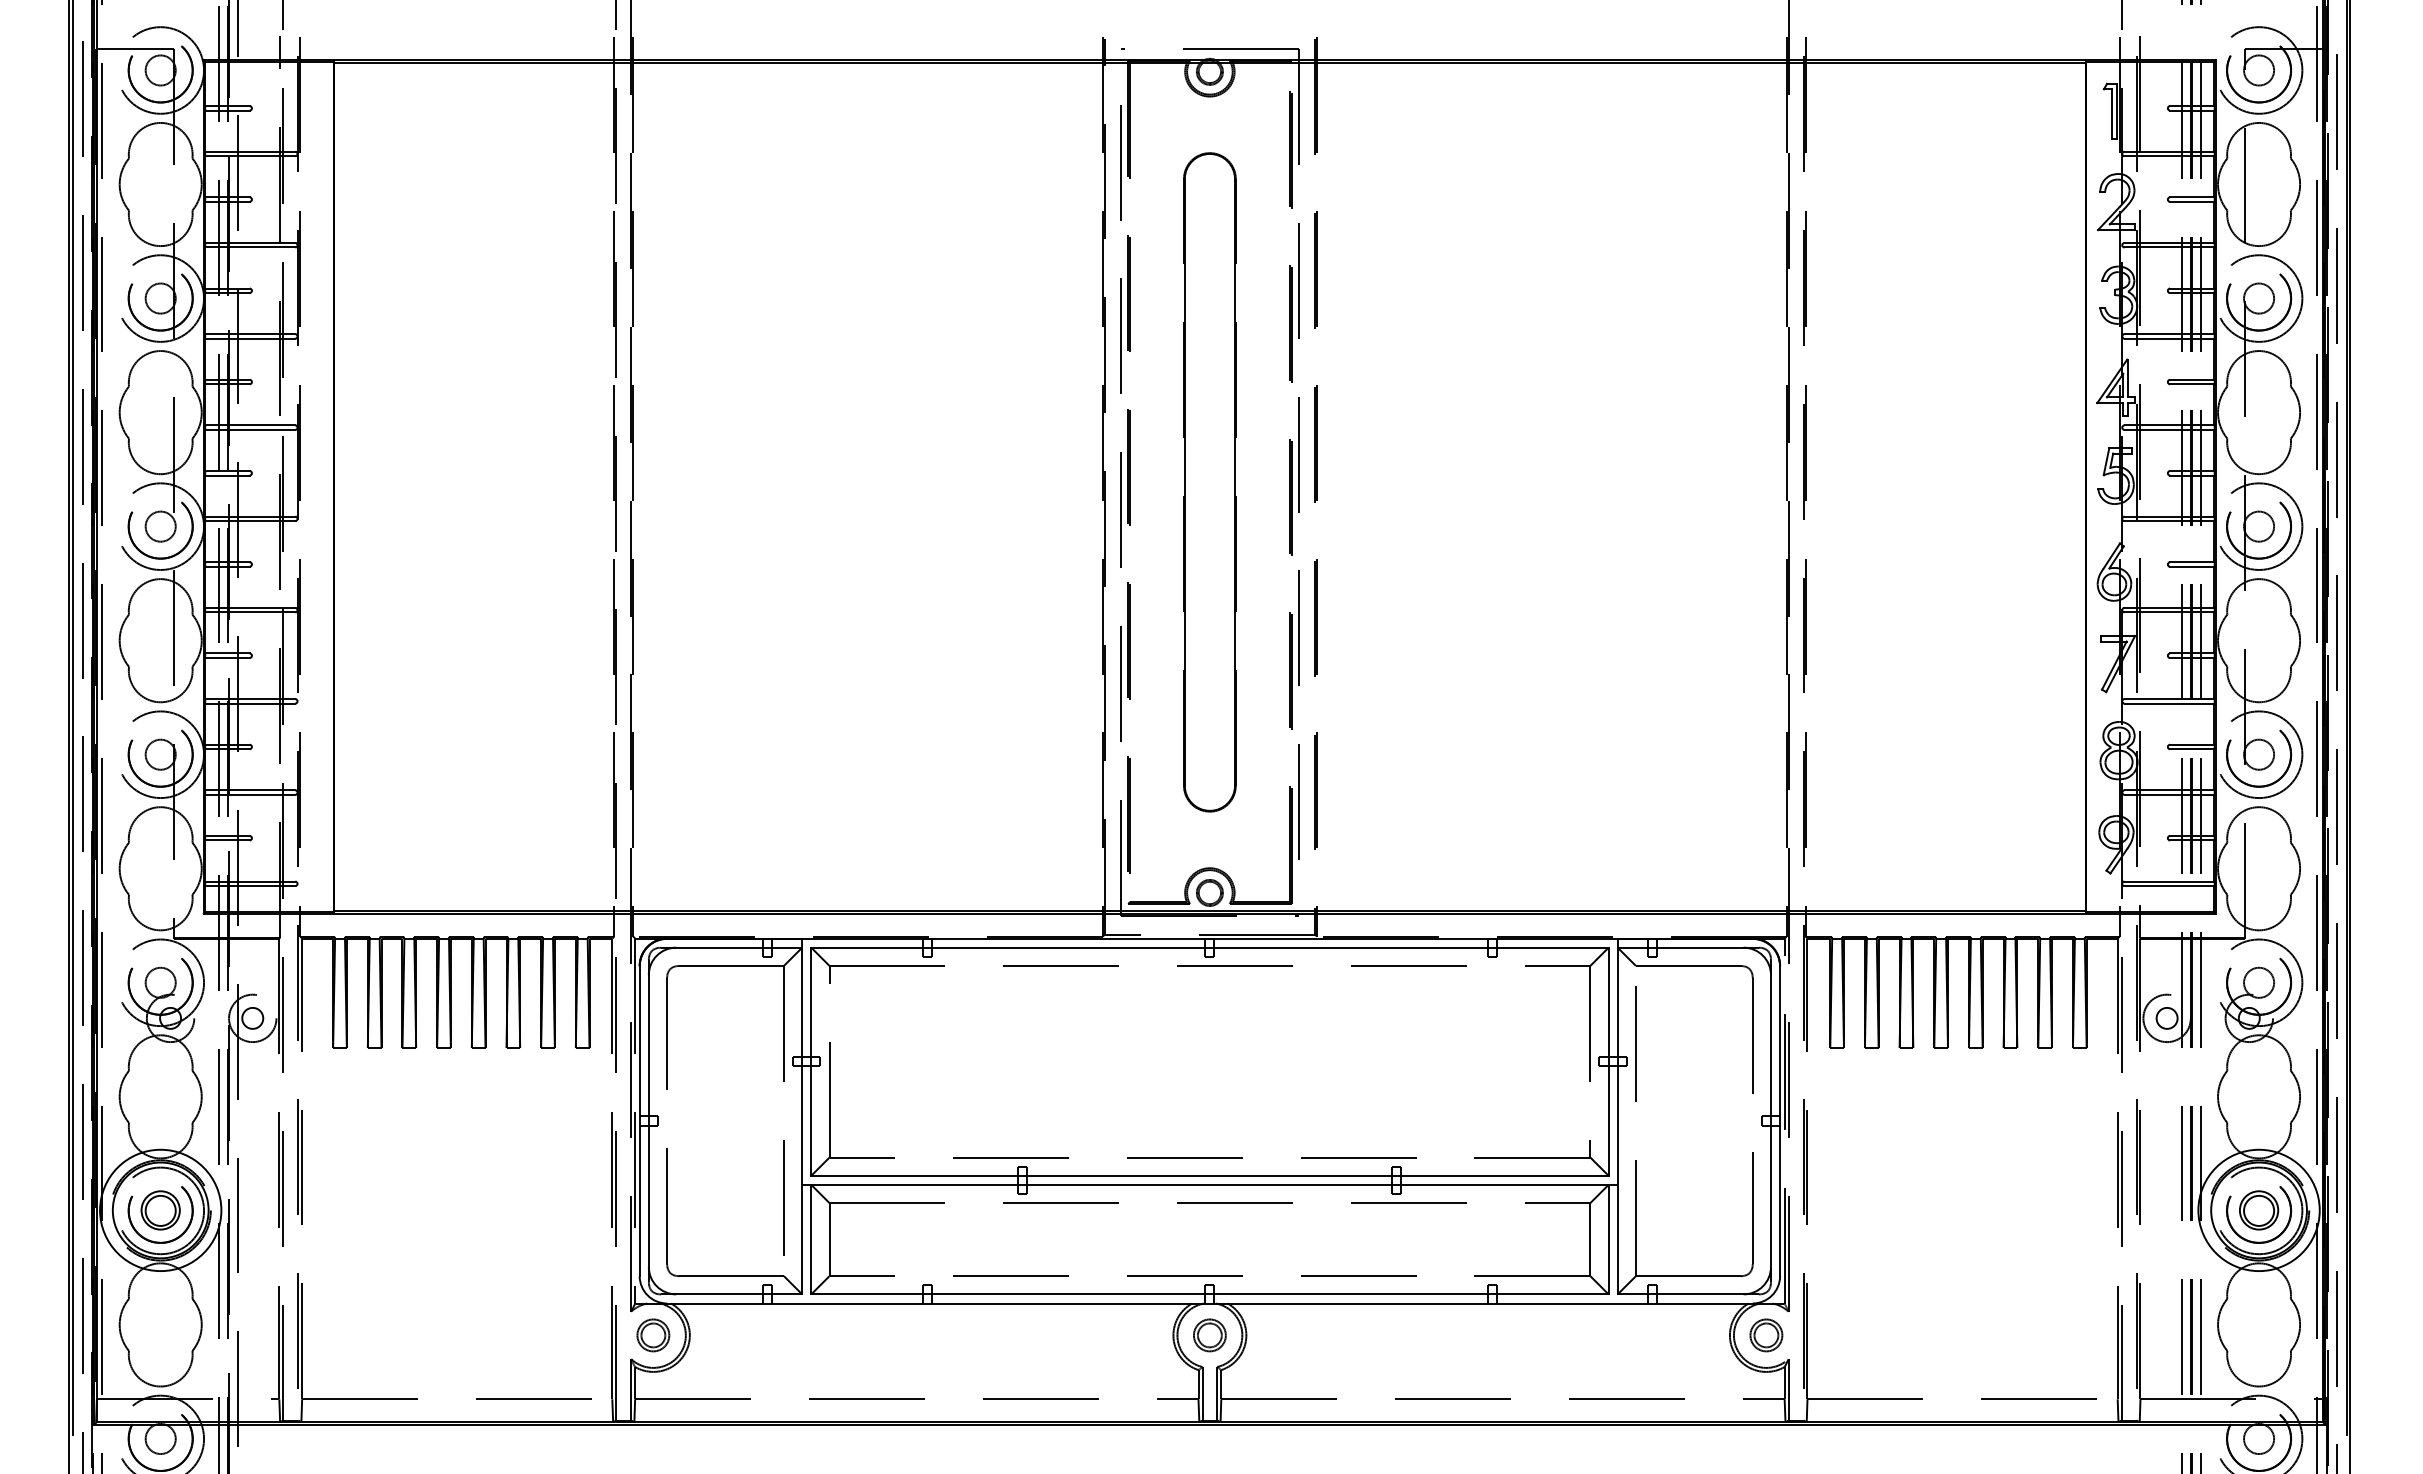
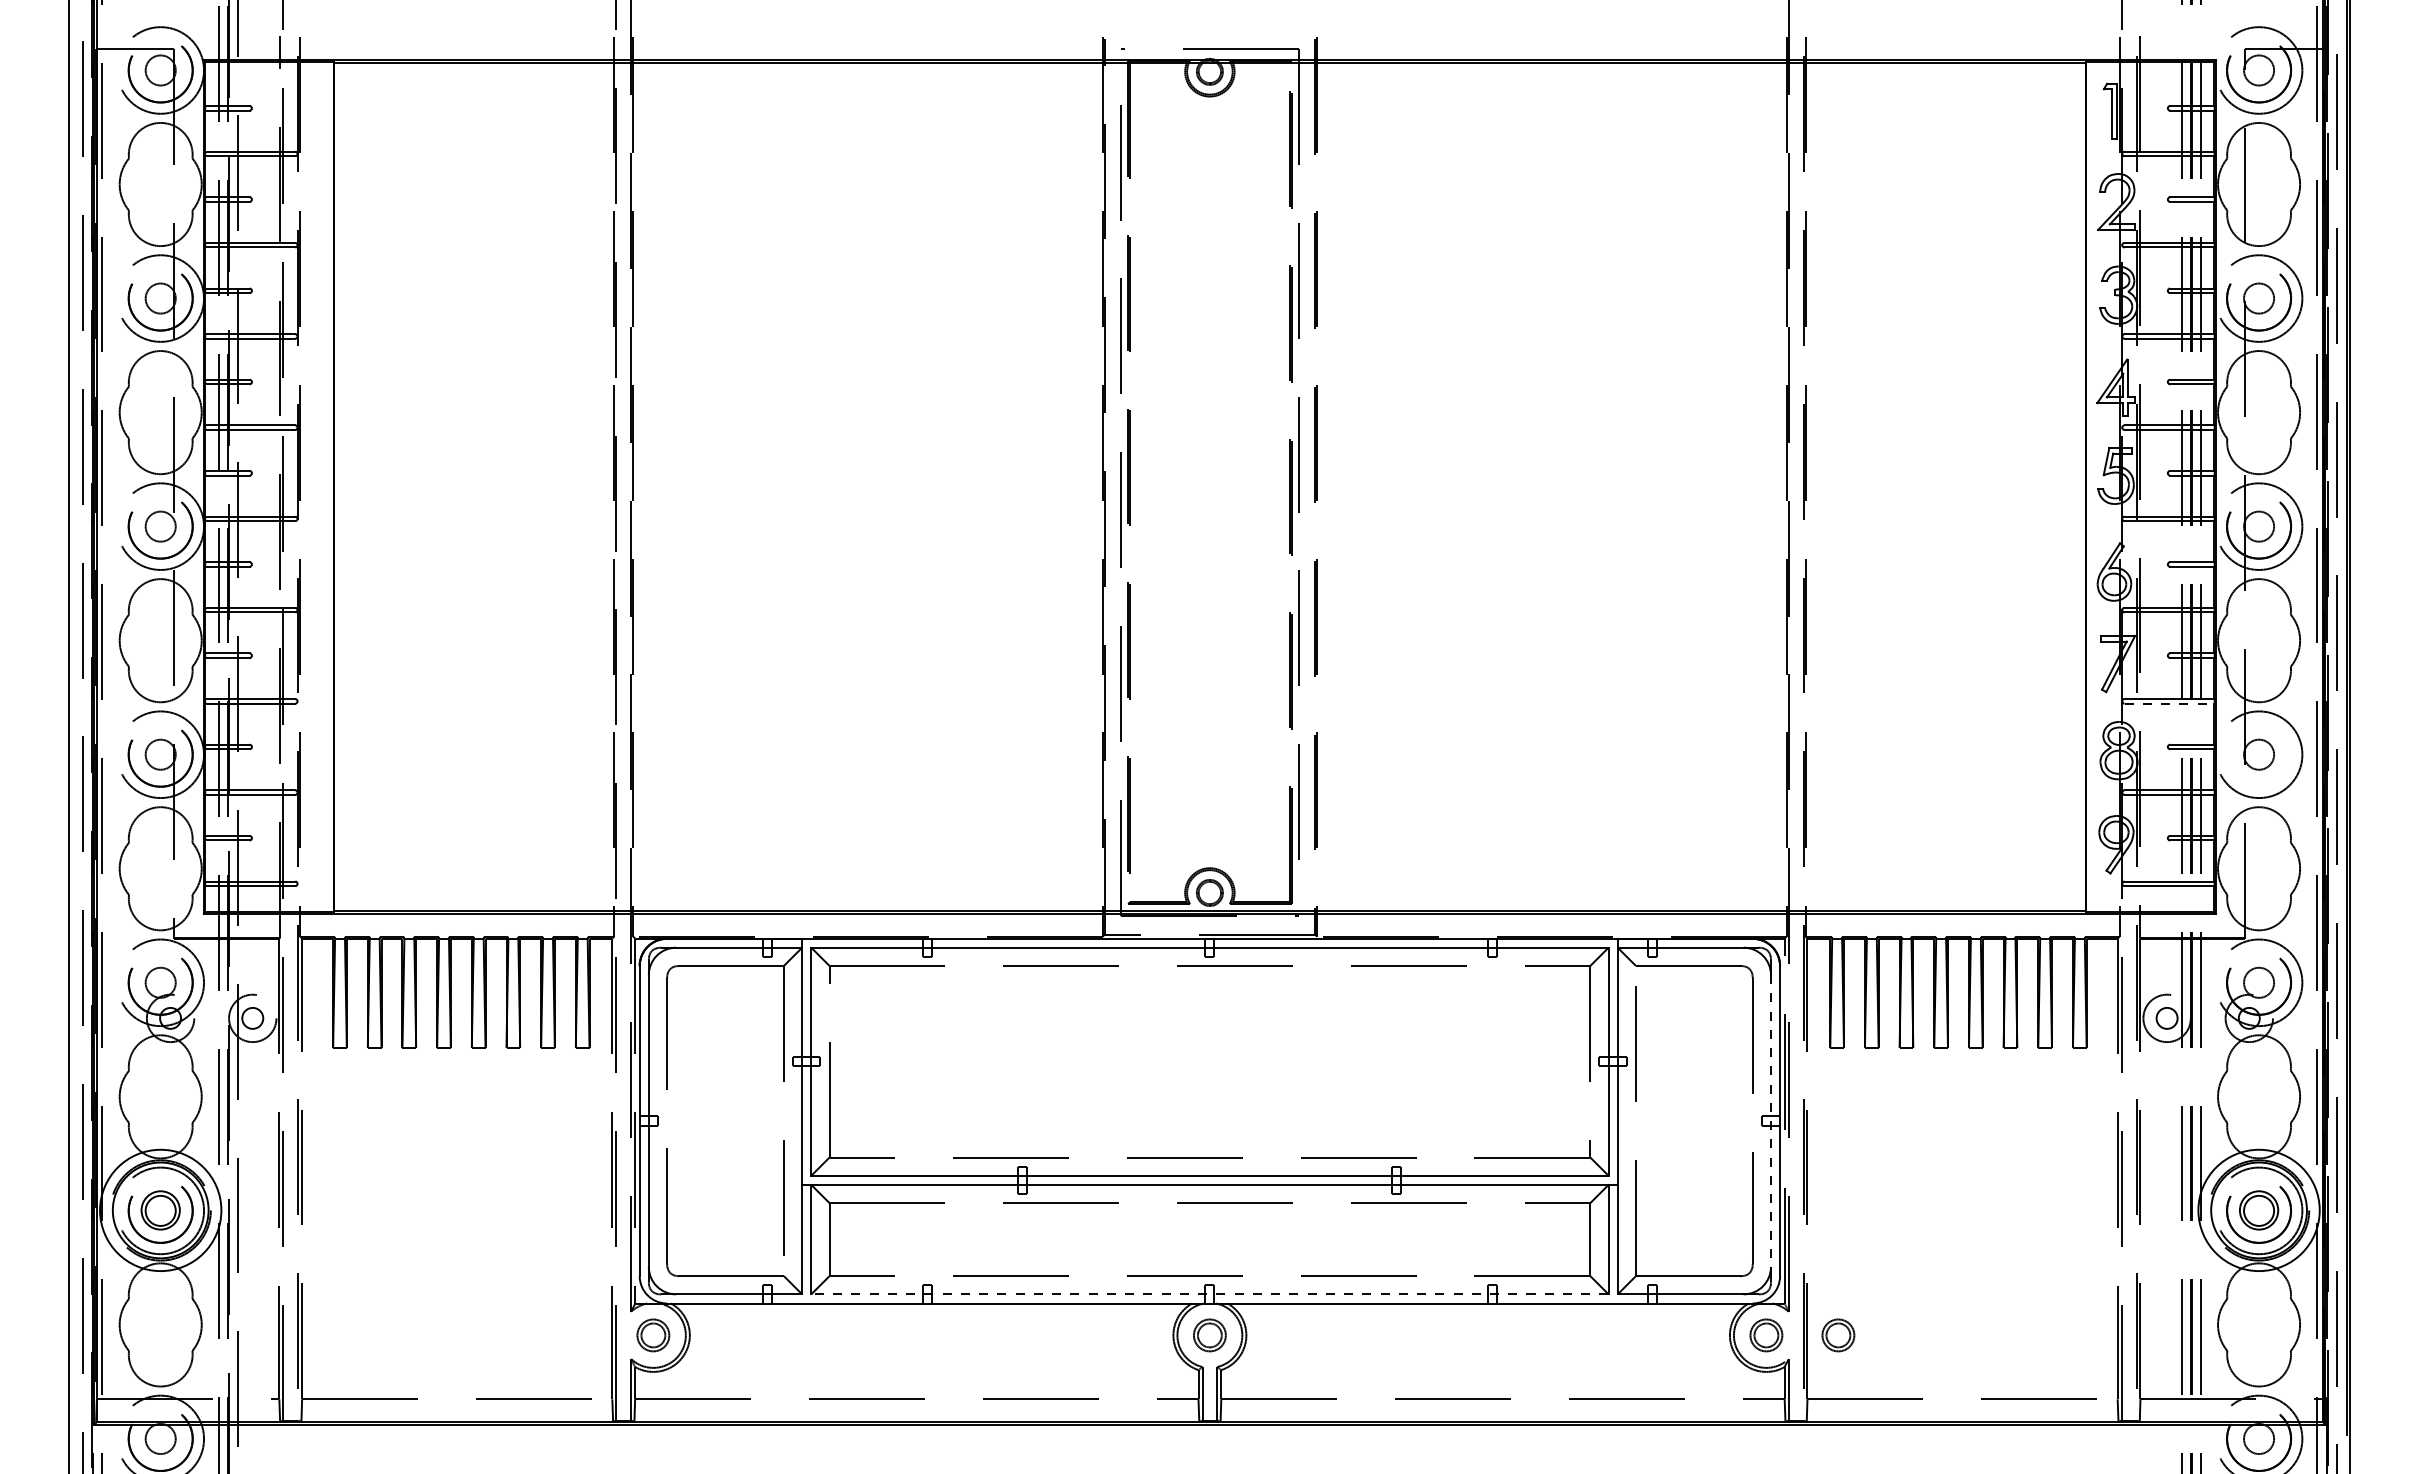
part: present -> none (1209, 482)
line: solid -> dashed (2170, 703)
line: present -> none (72, 718)
part: present -> none (2269, 783)
line: solid -> dashed (1770, 1121)
line: solid -> dashed (1209, 1294)
part: none -> present (1838, 1335)
